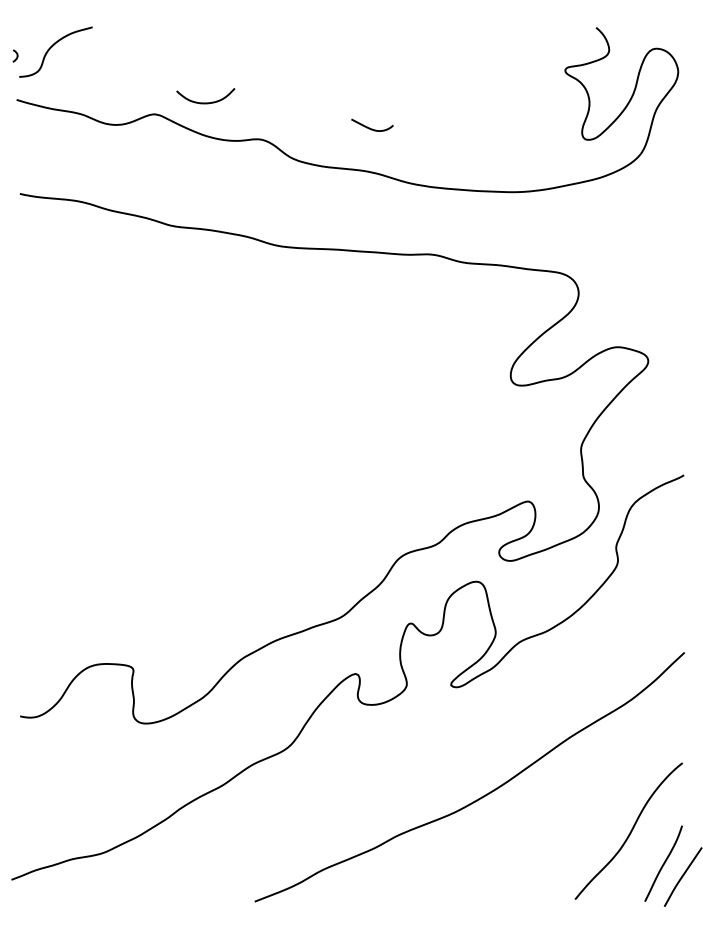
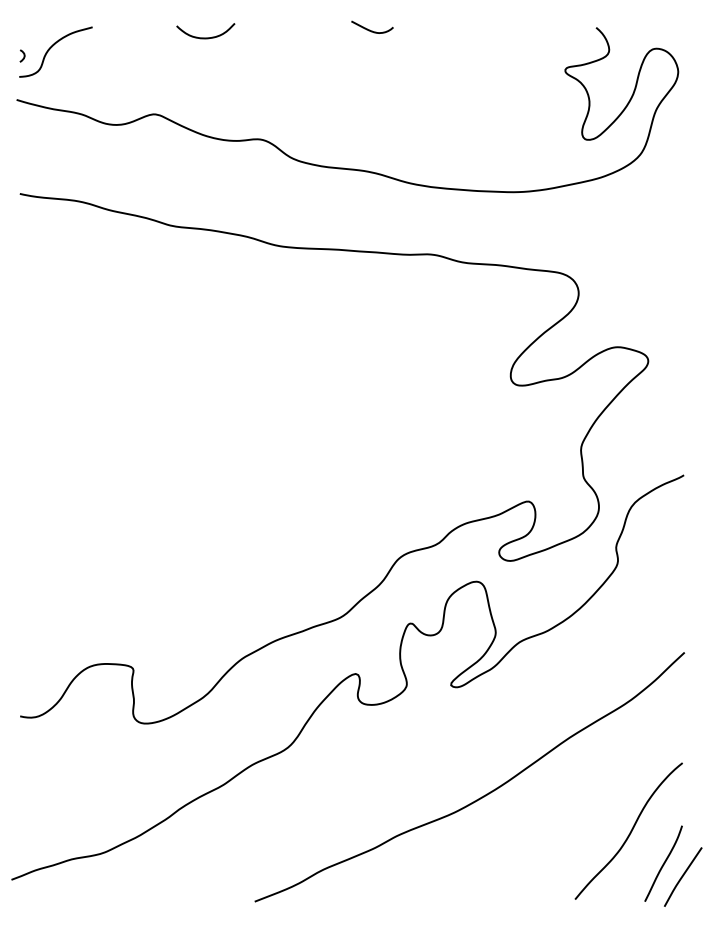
curve position: (16, 55) -> (23, 55) (23, 55)
curve position: (205, 102) -> (205, 37) (205, 37)
curve position: (372, 128) -> (372, 30) (372, 30)
